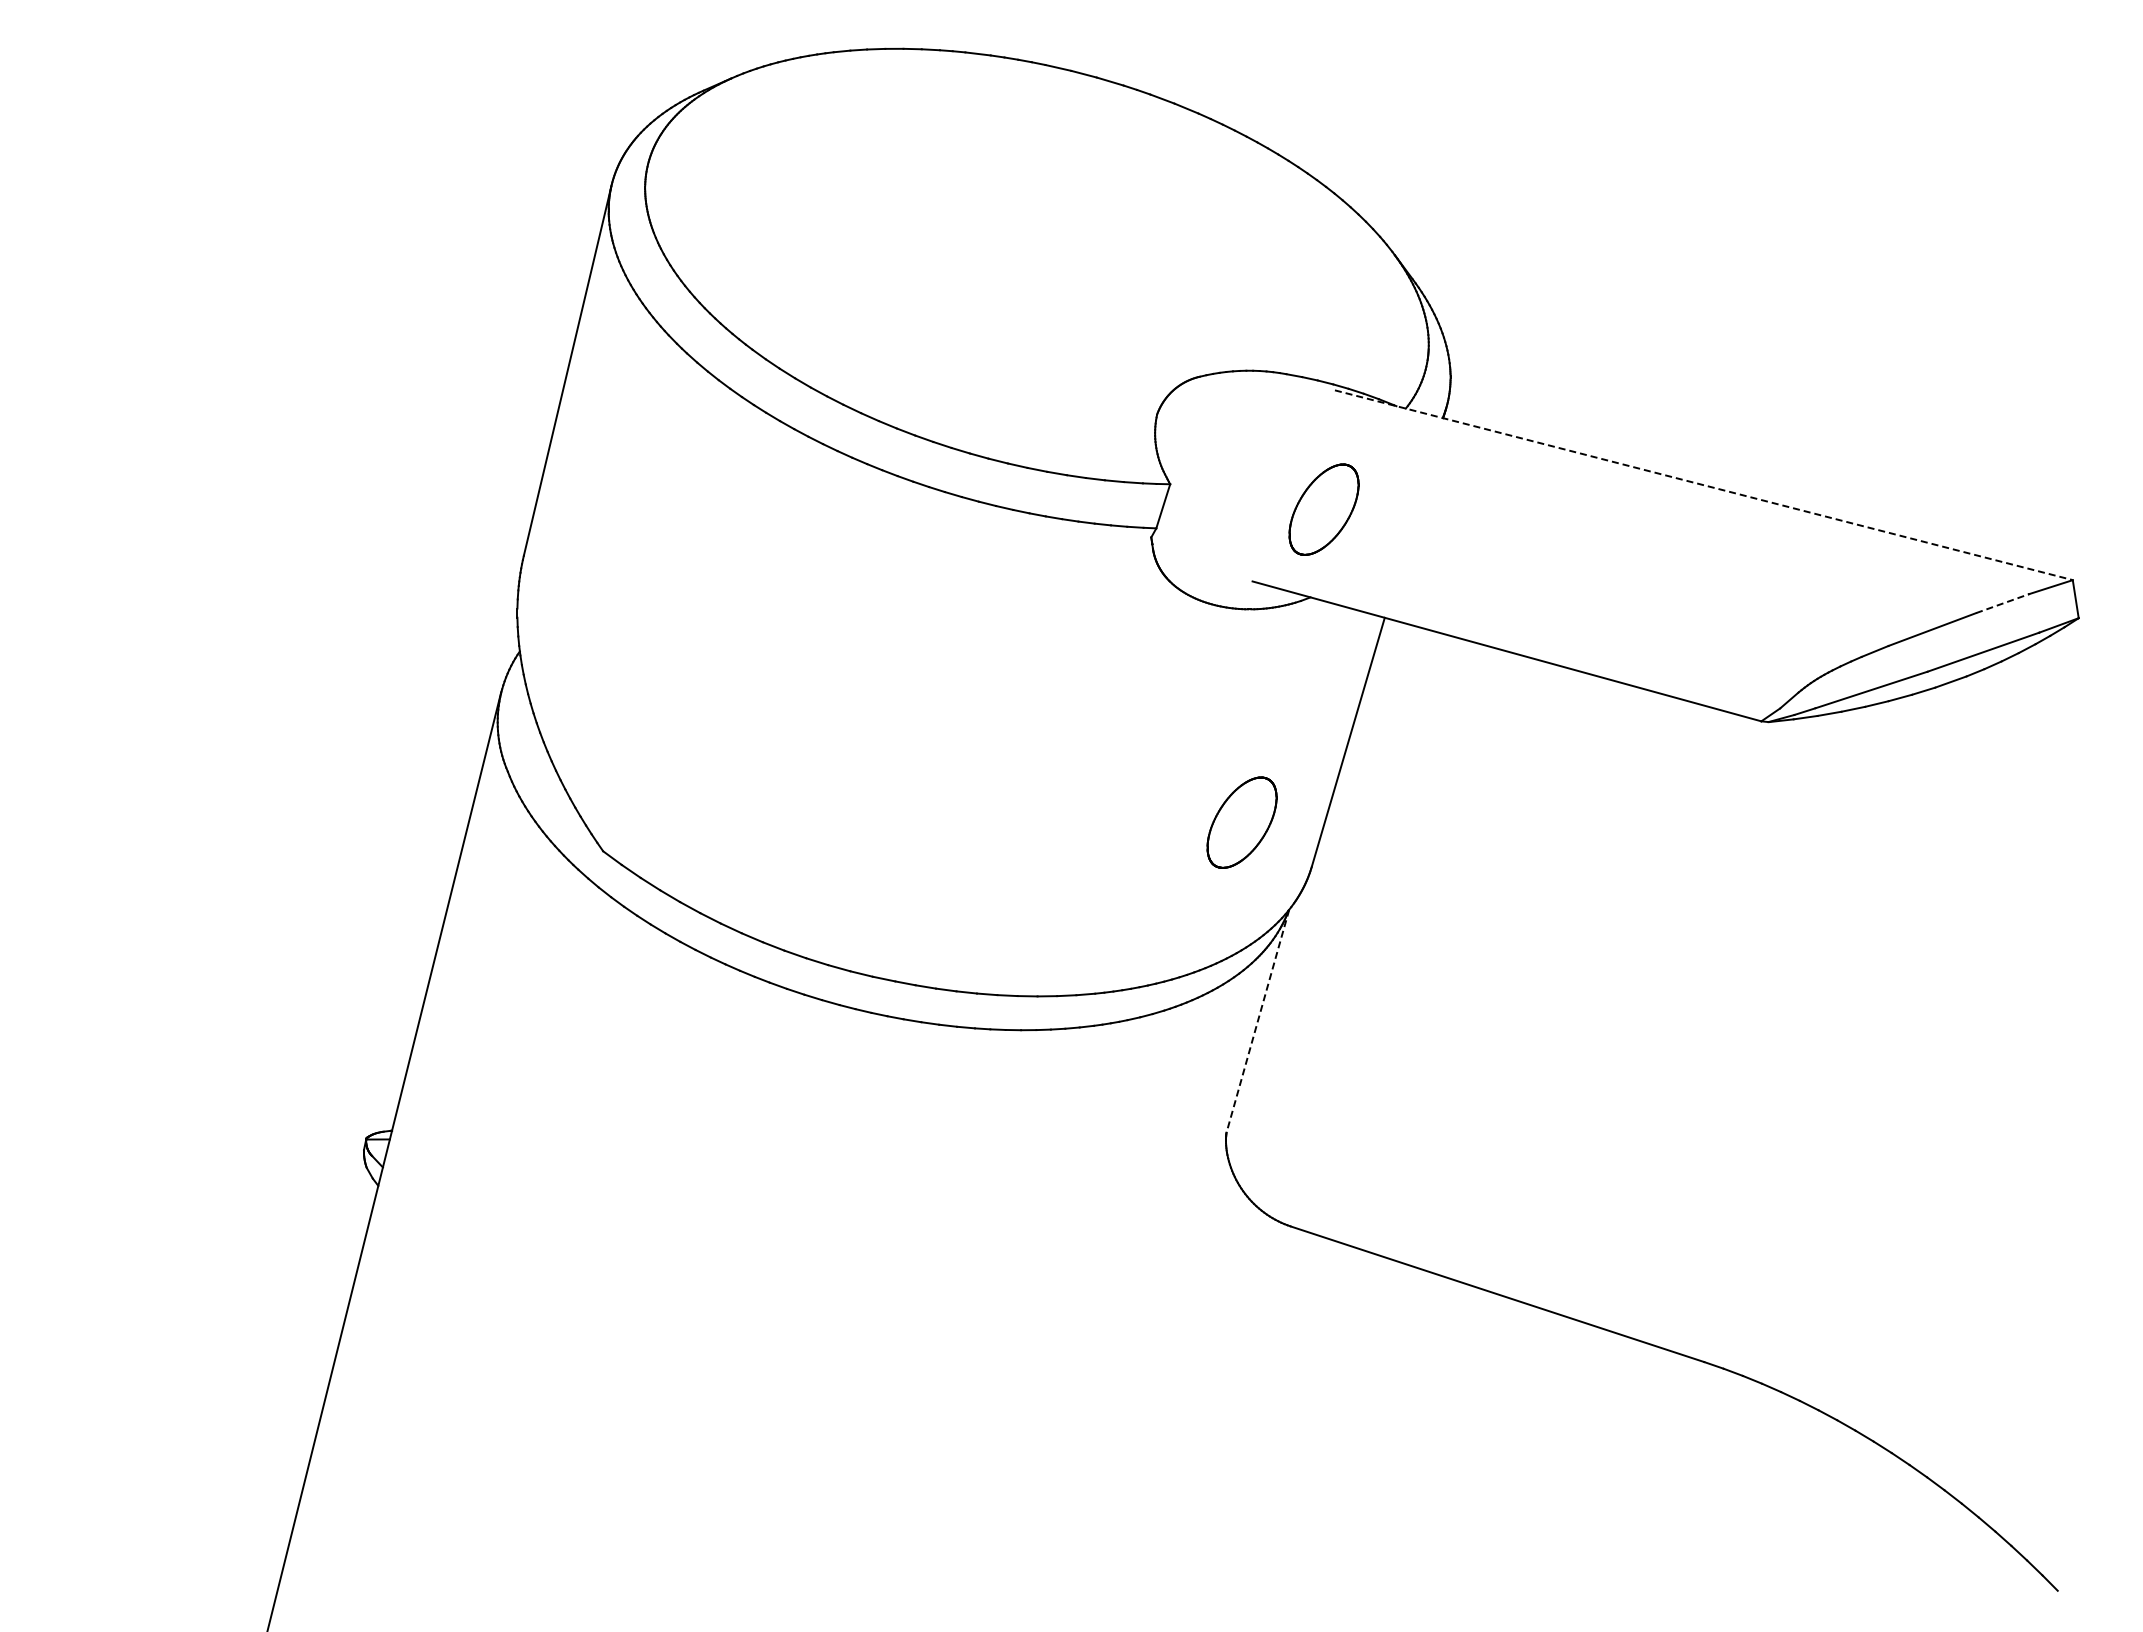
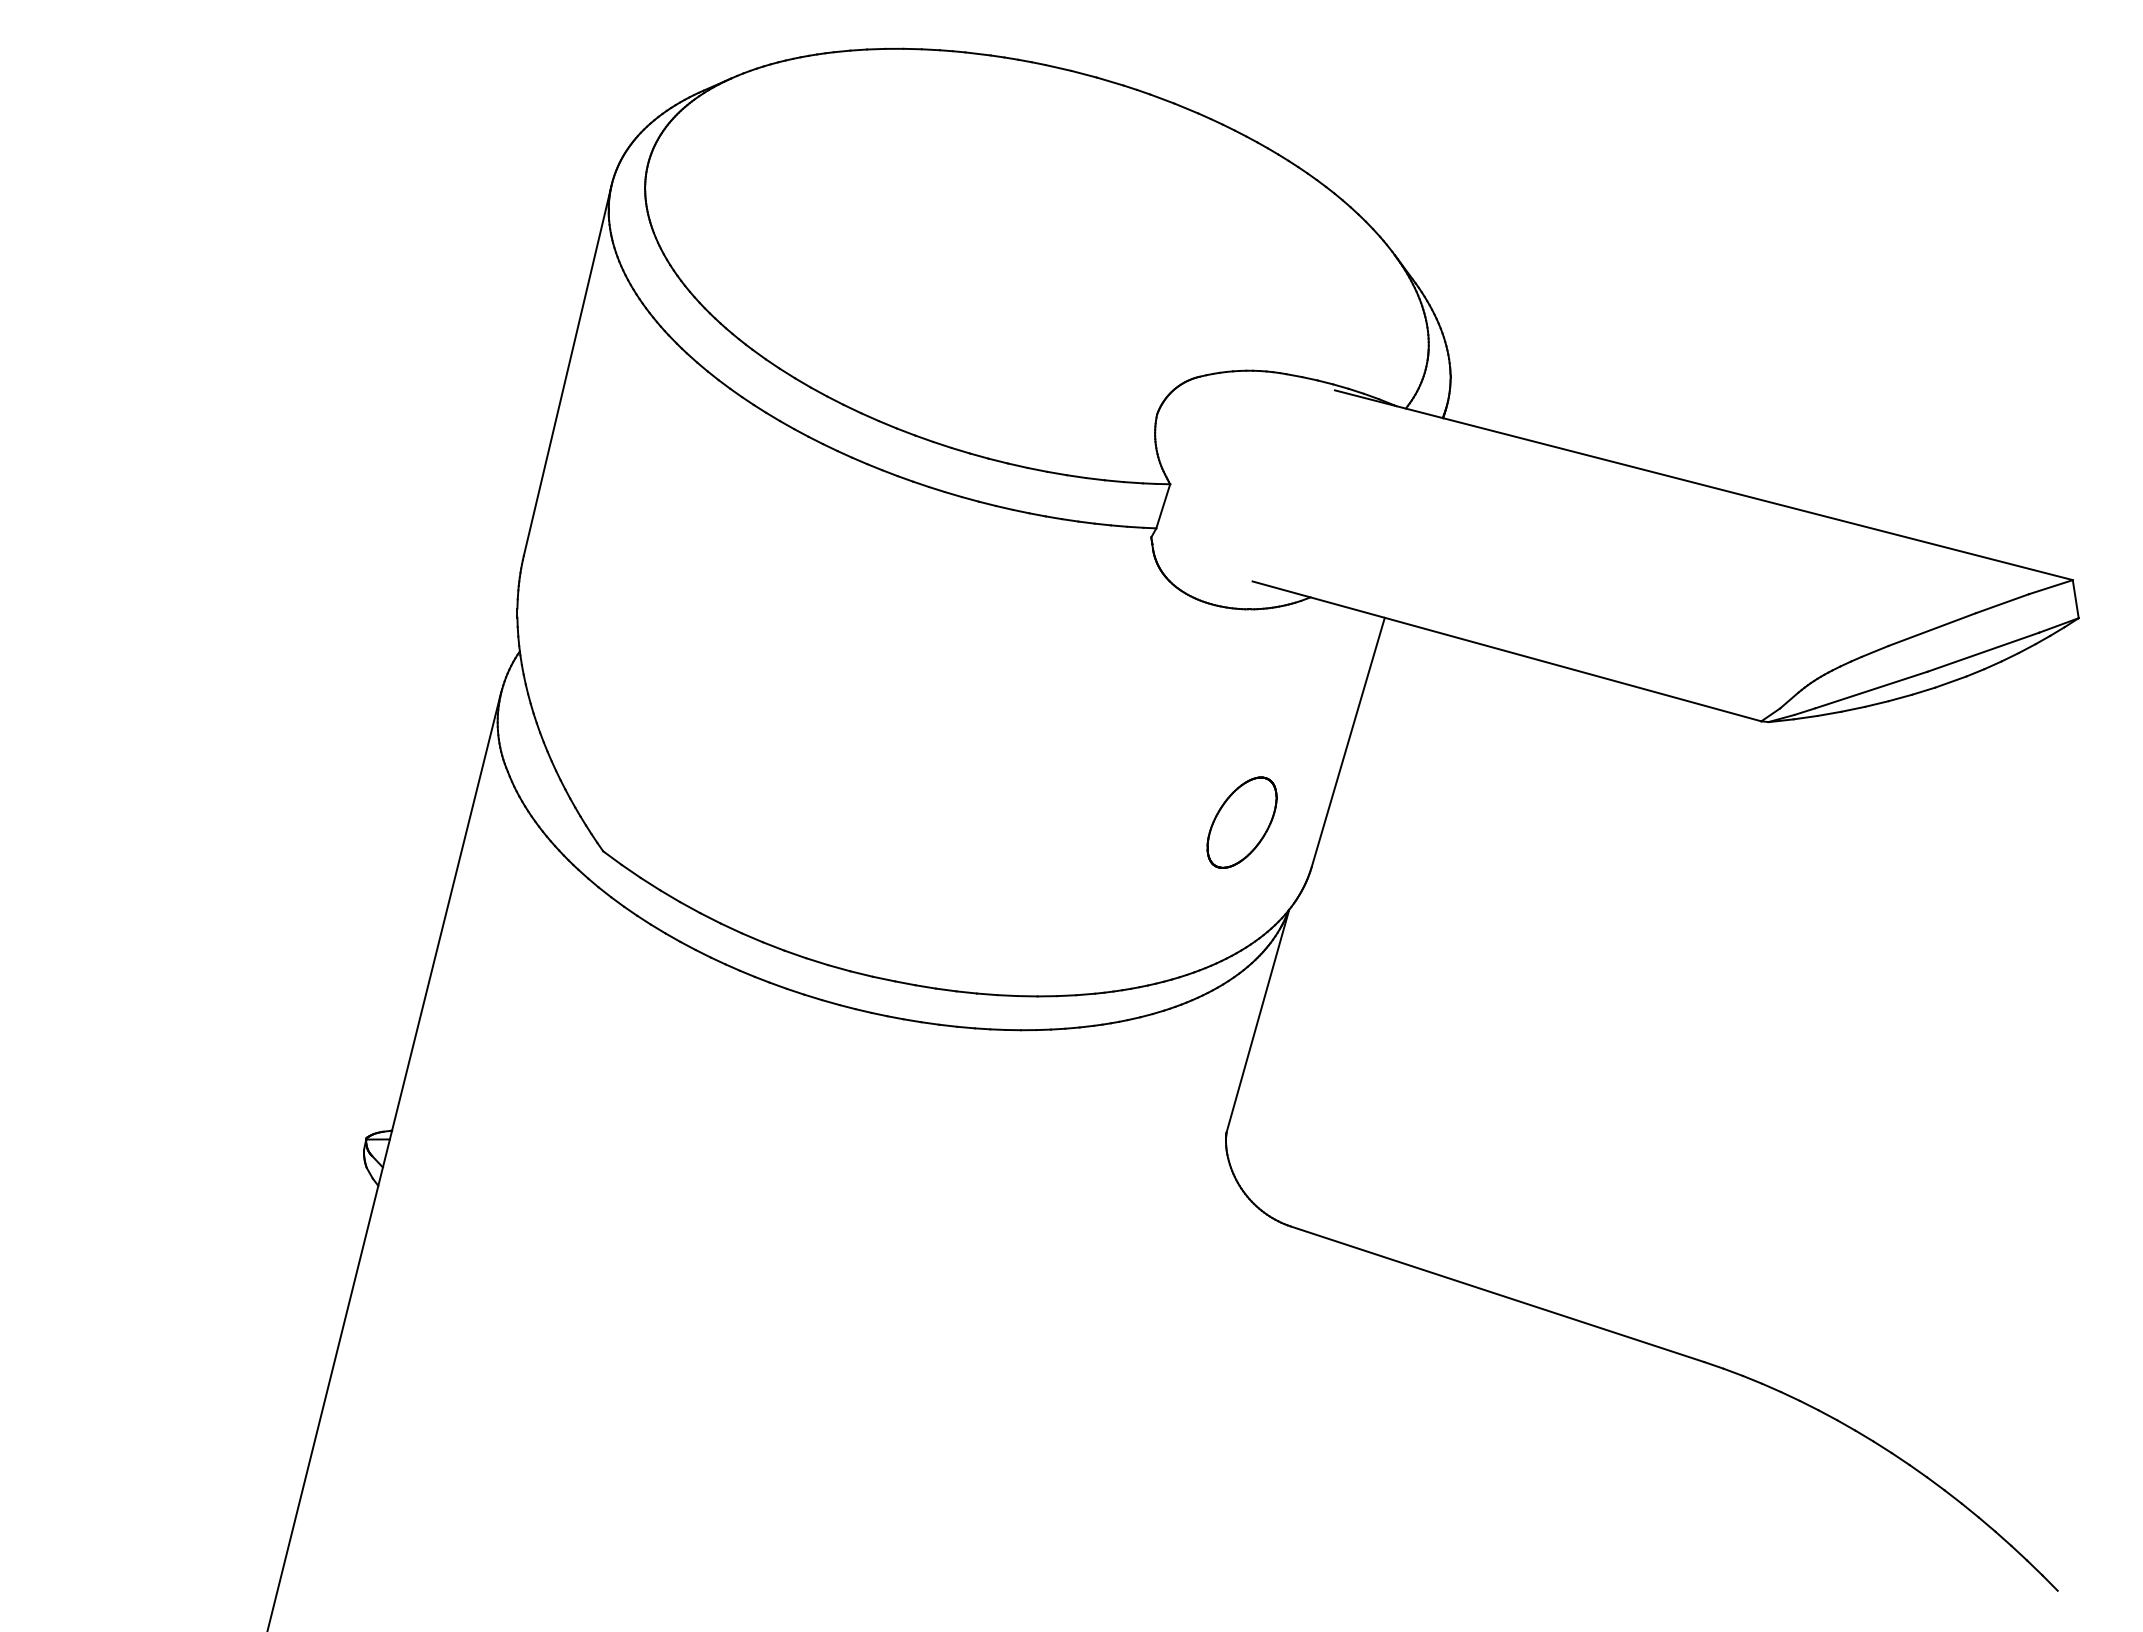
line: dashed -> solid (1703, 485)
part: present -> none (1323, 509)
line: dashed -> solid (2003, 603)
line: dashed -> solid (1257, 1021)
